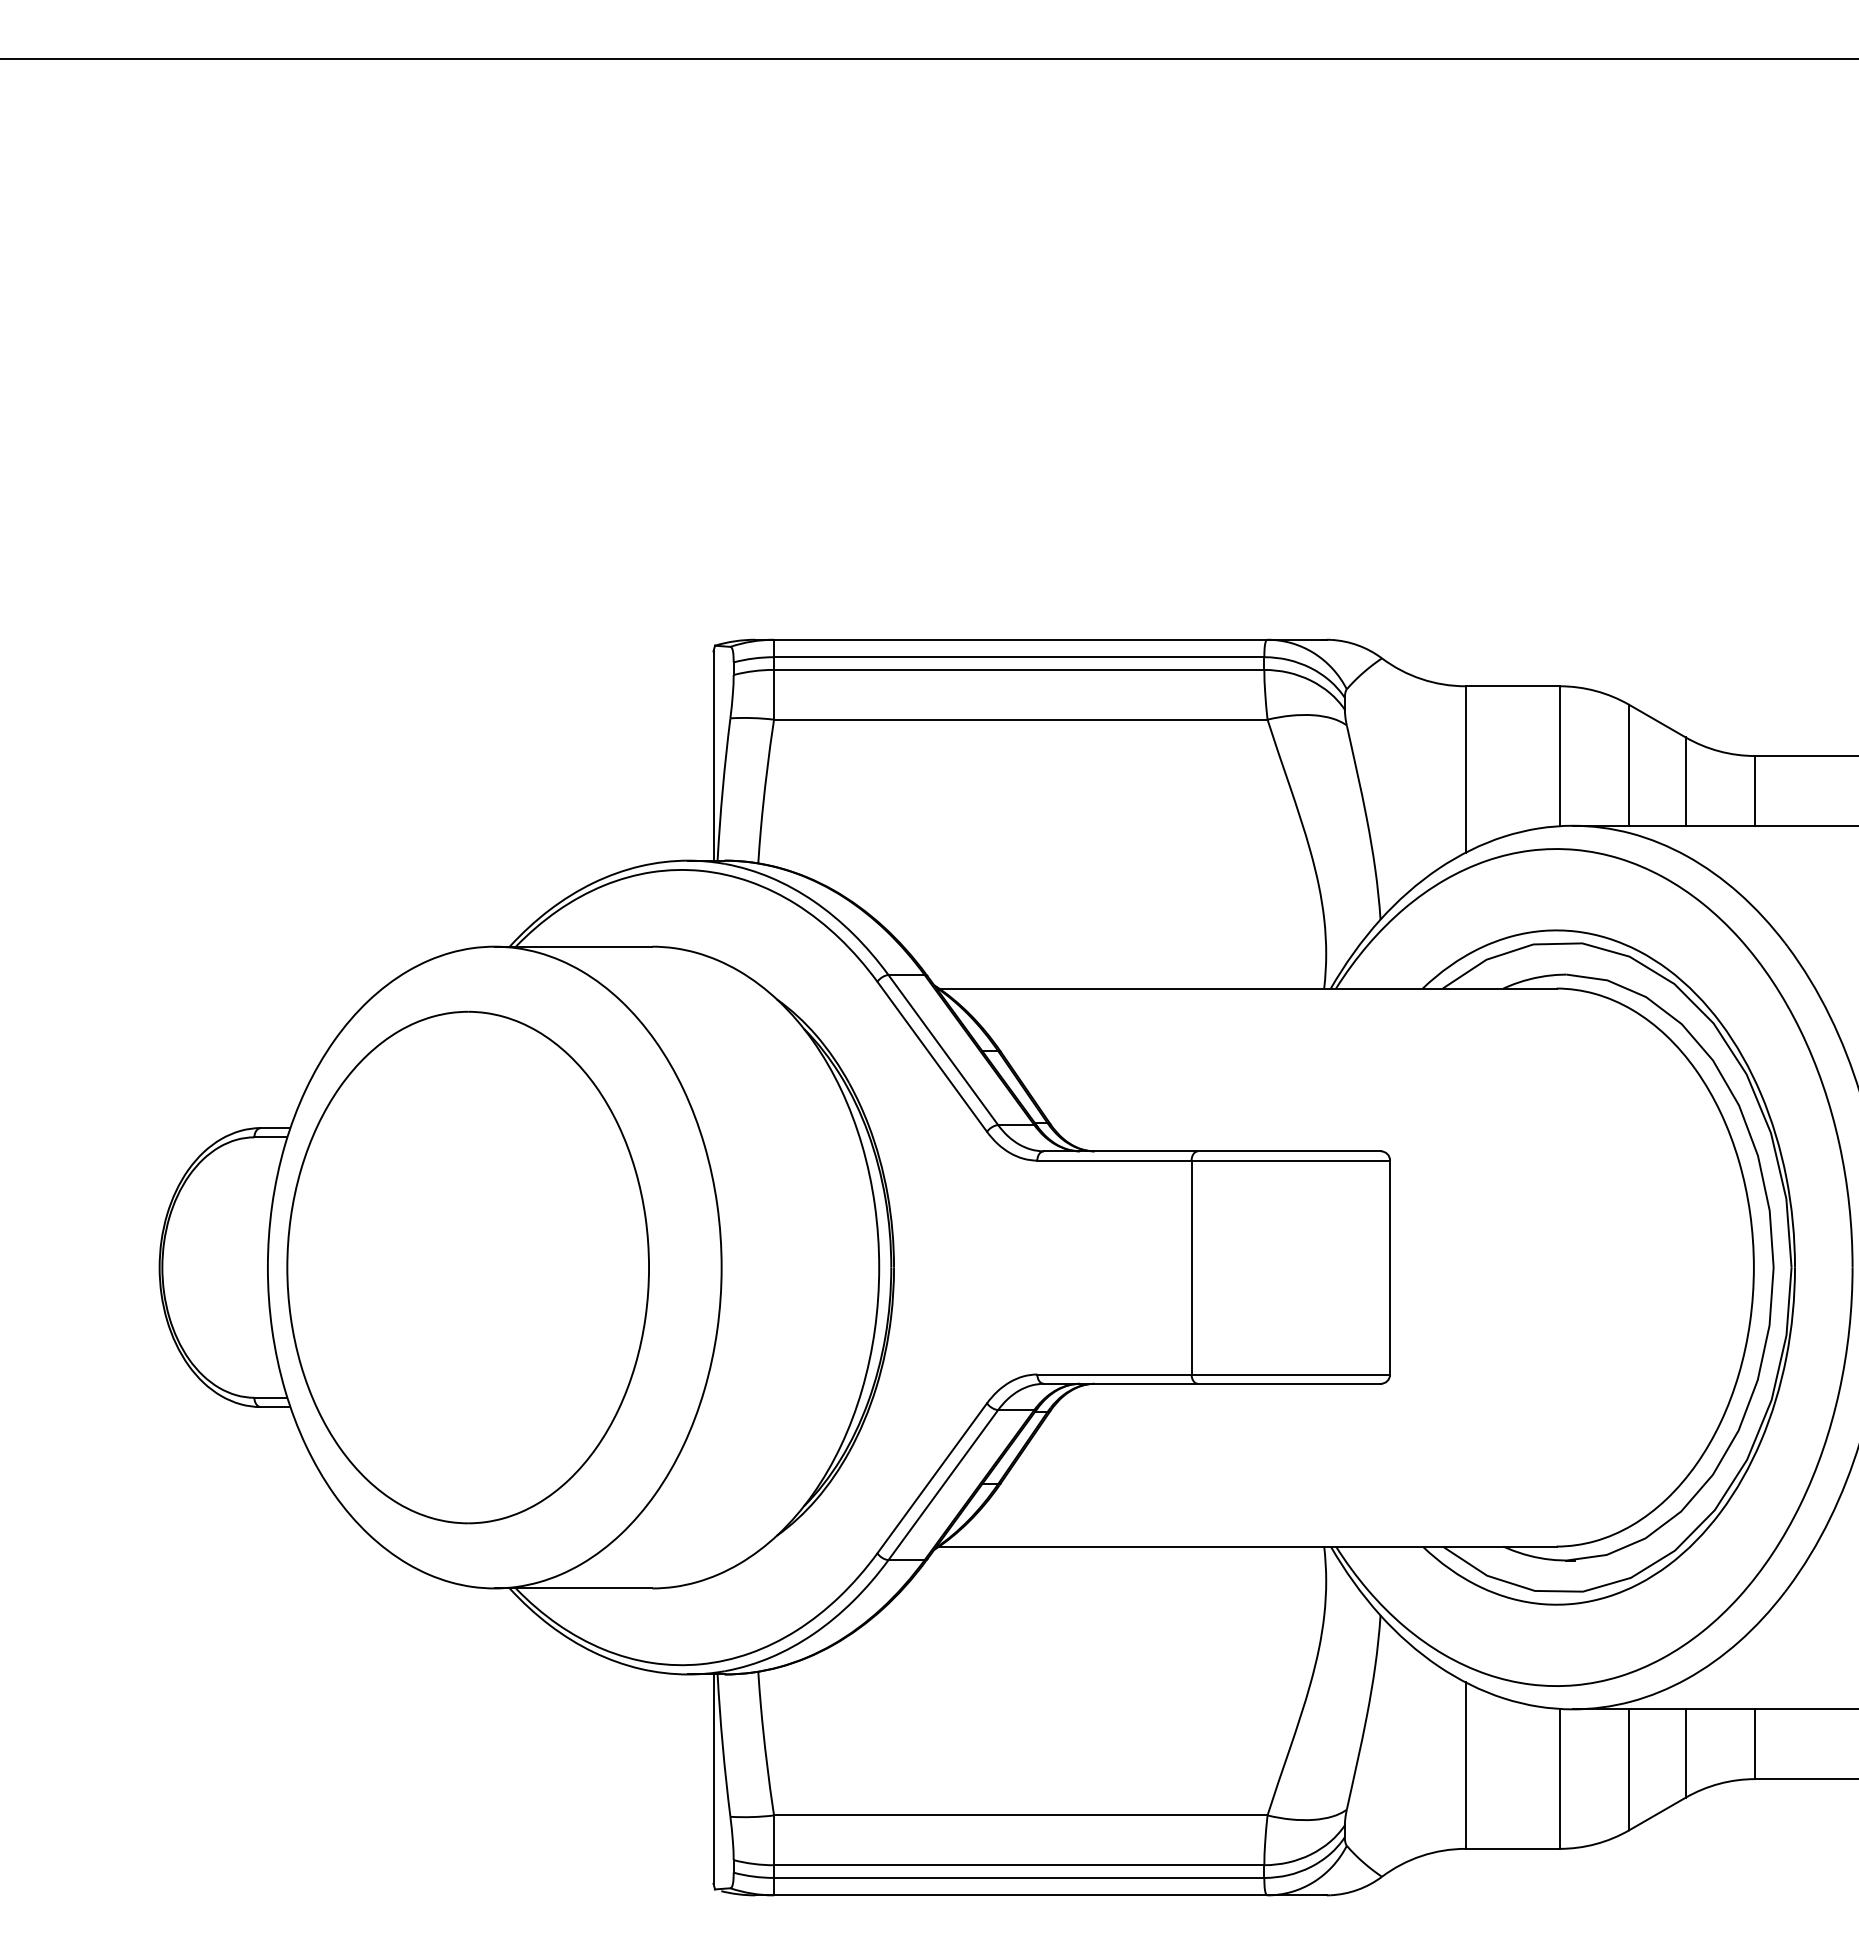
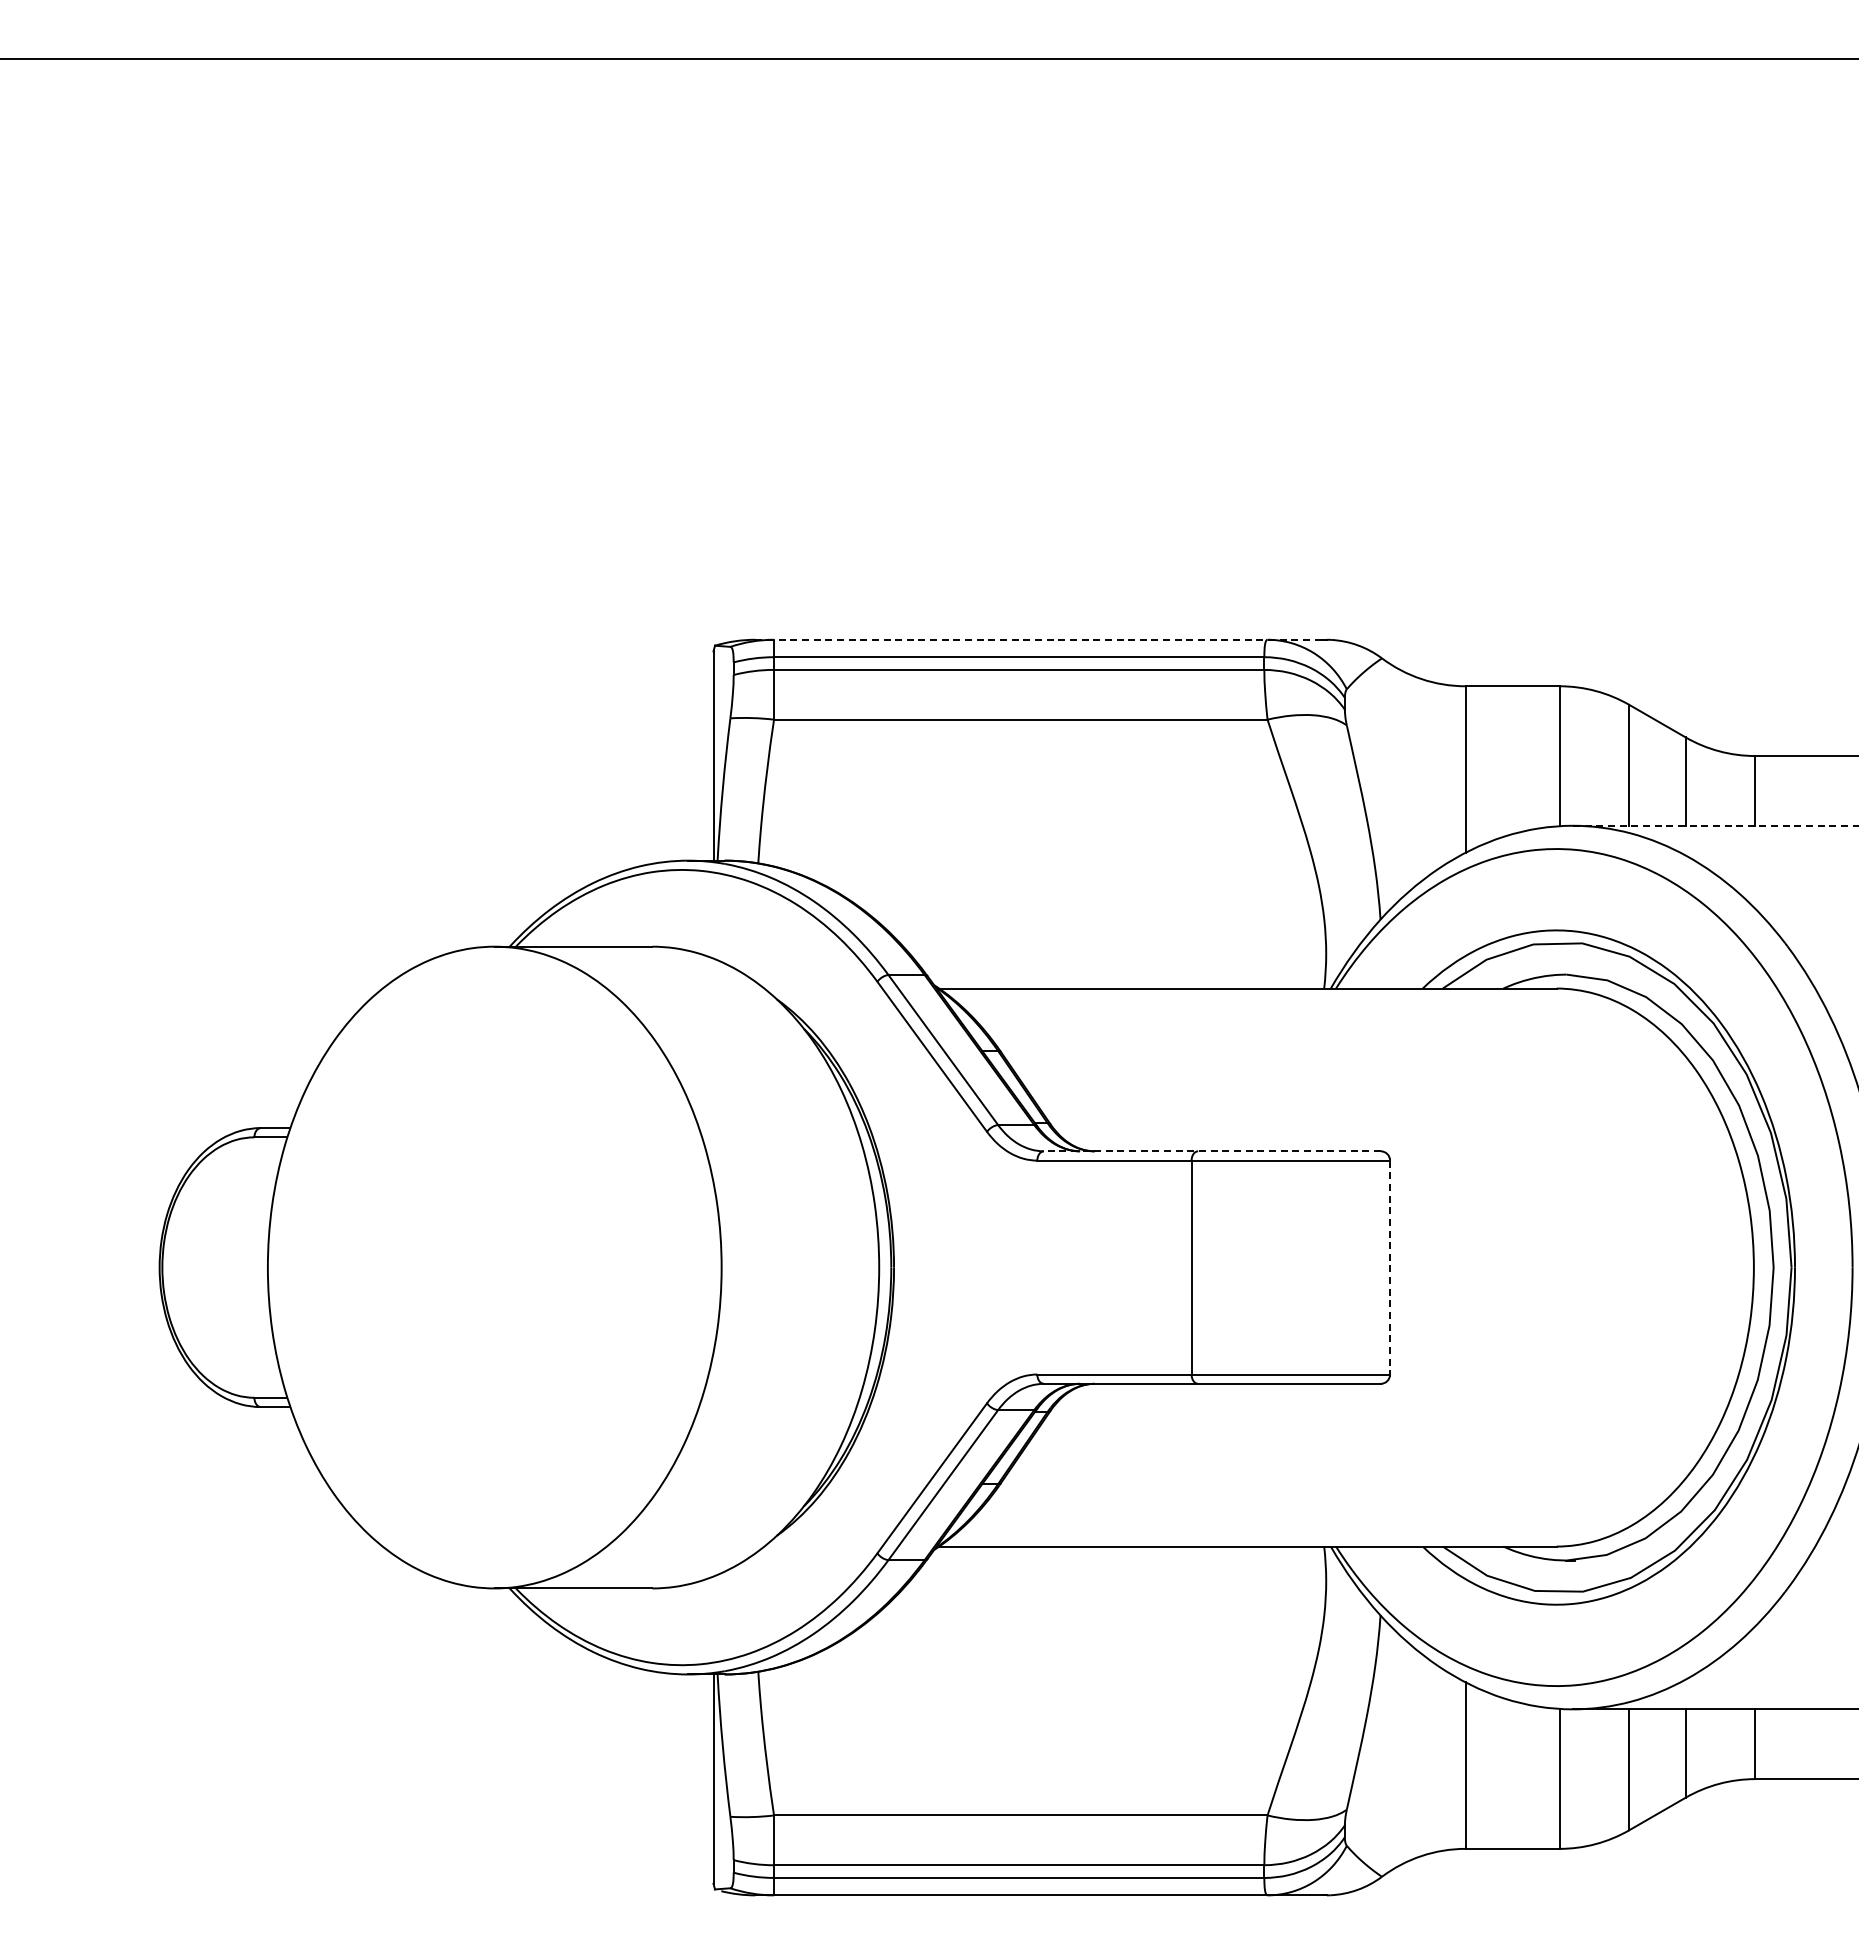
line: solid -> dashed (1041, 639)
line: solid -> dashed (1716, 825)
line: solid -> dashed (1211, 1151)
part: present -> none (467, 1267)
line: solid -> dashed (1390, 1267)
